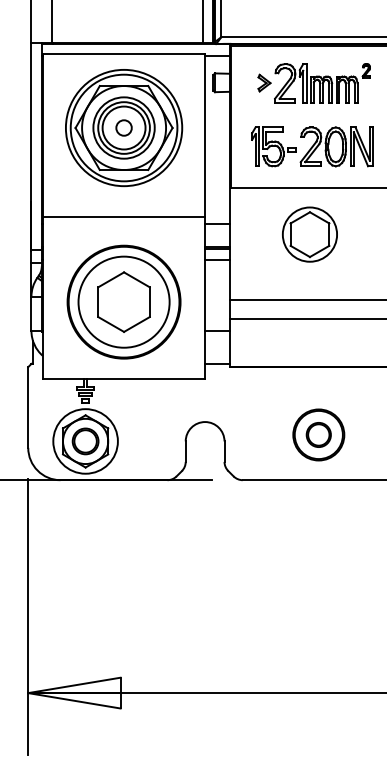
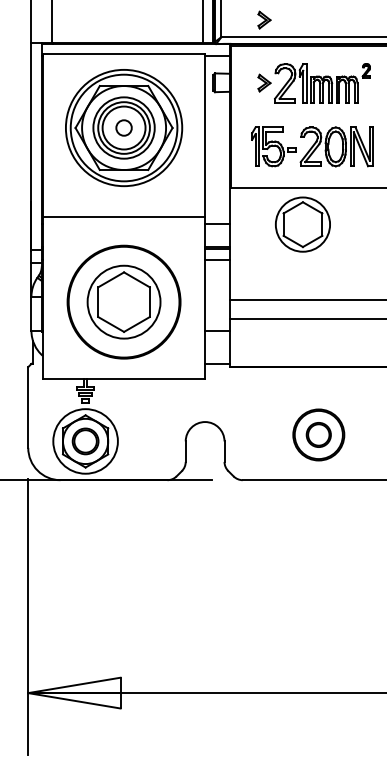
part: none -> present (264, 19)
part position: (309, 234) -> (302, 224) (302, 224)
circle diameter: 91 px -> 73 px (123, 301)
